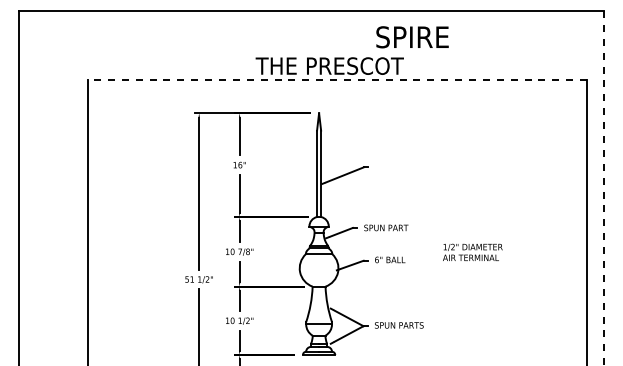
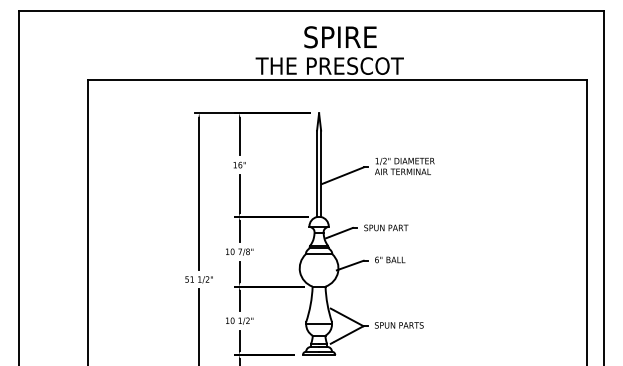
text position: (412, 37) -> (340, 37) (340, 37)
line: dashed -> solid (337, 79)
line: dashed -> solid (604, 188)
text position: (472, 251) -> (404, 165) (404, 165)
